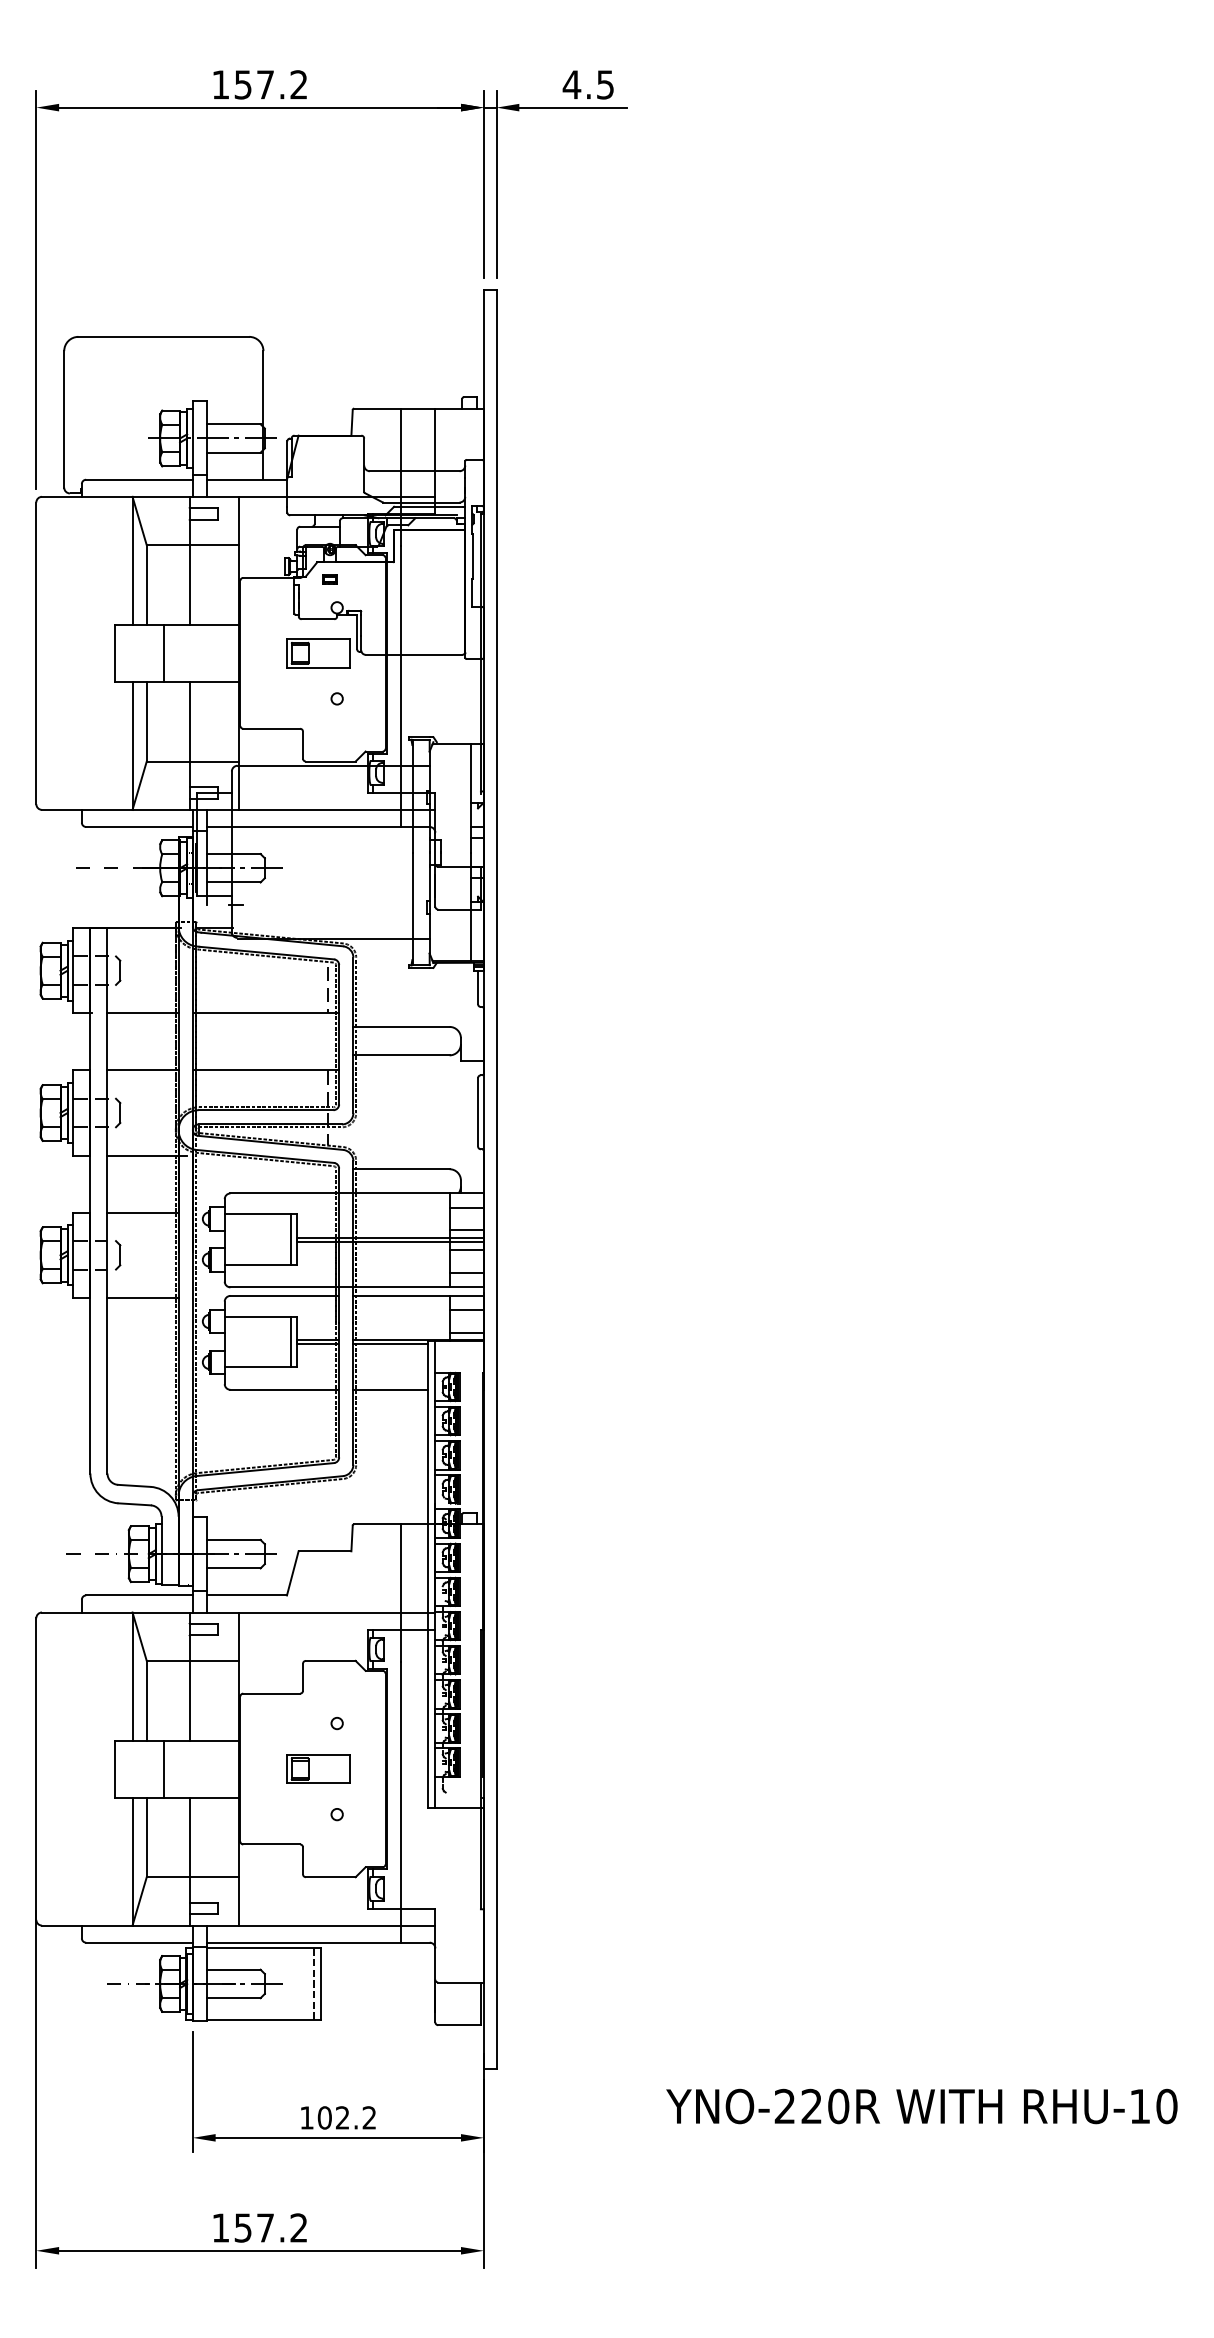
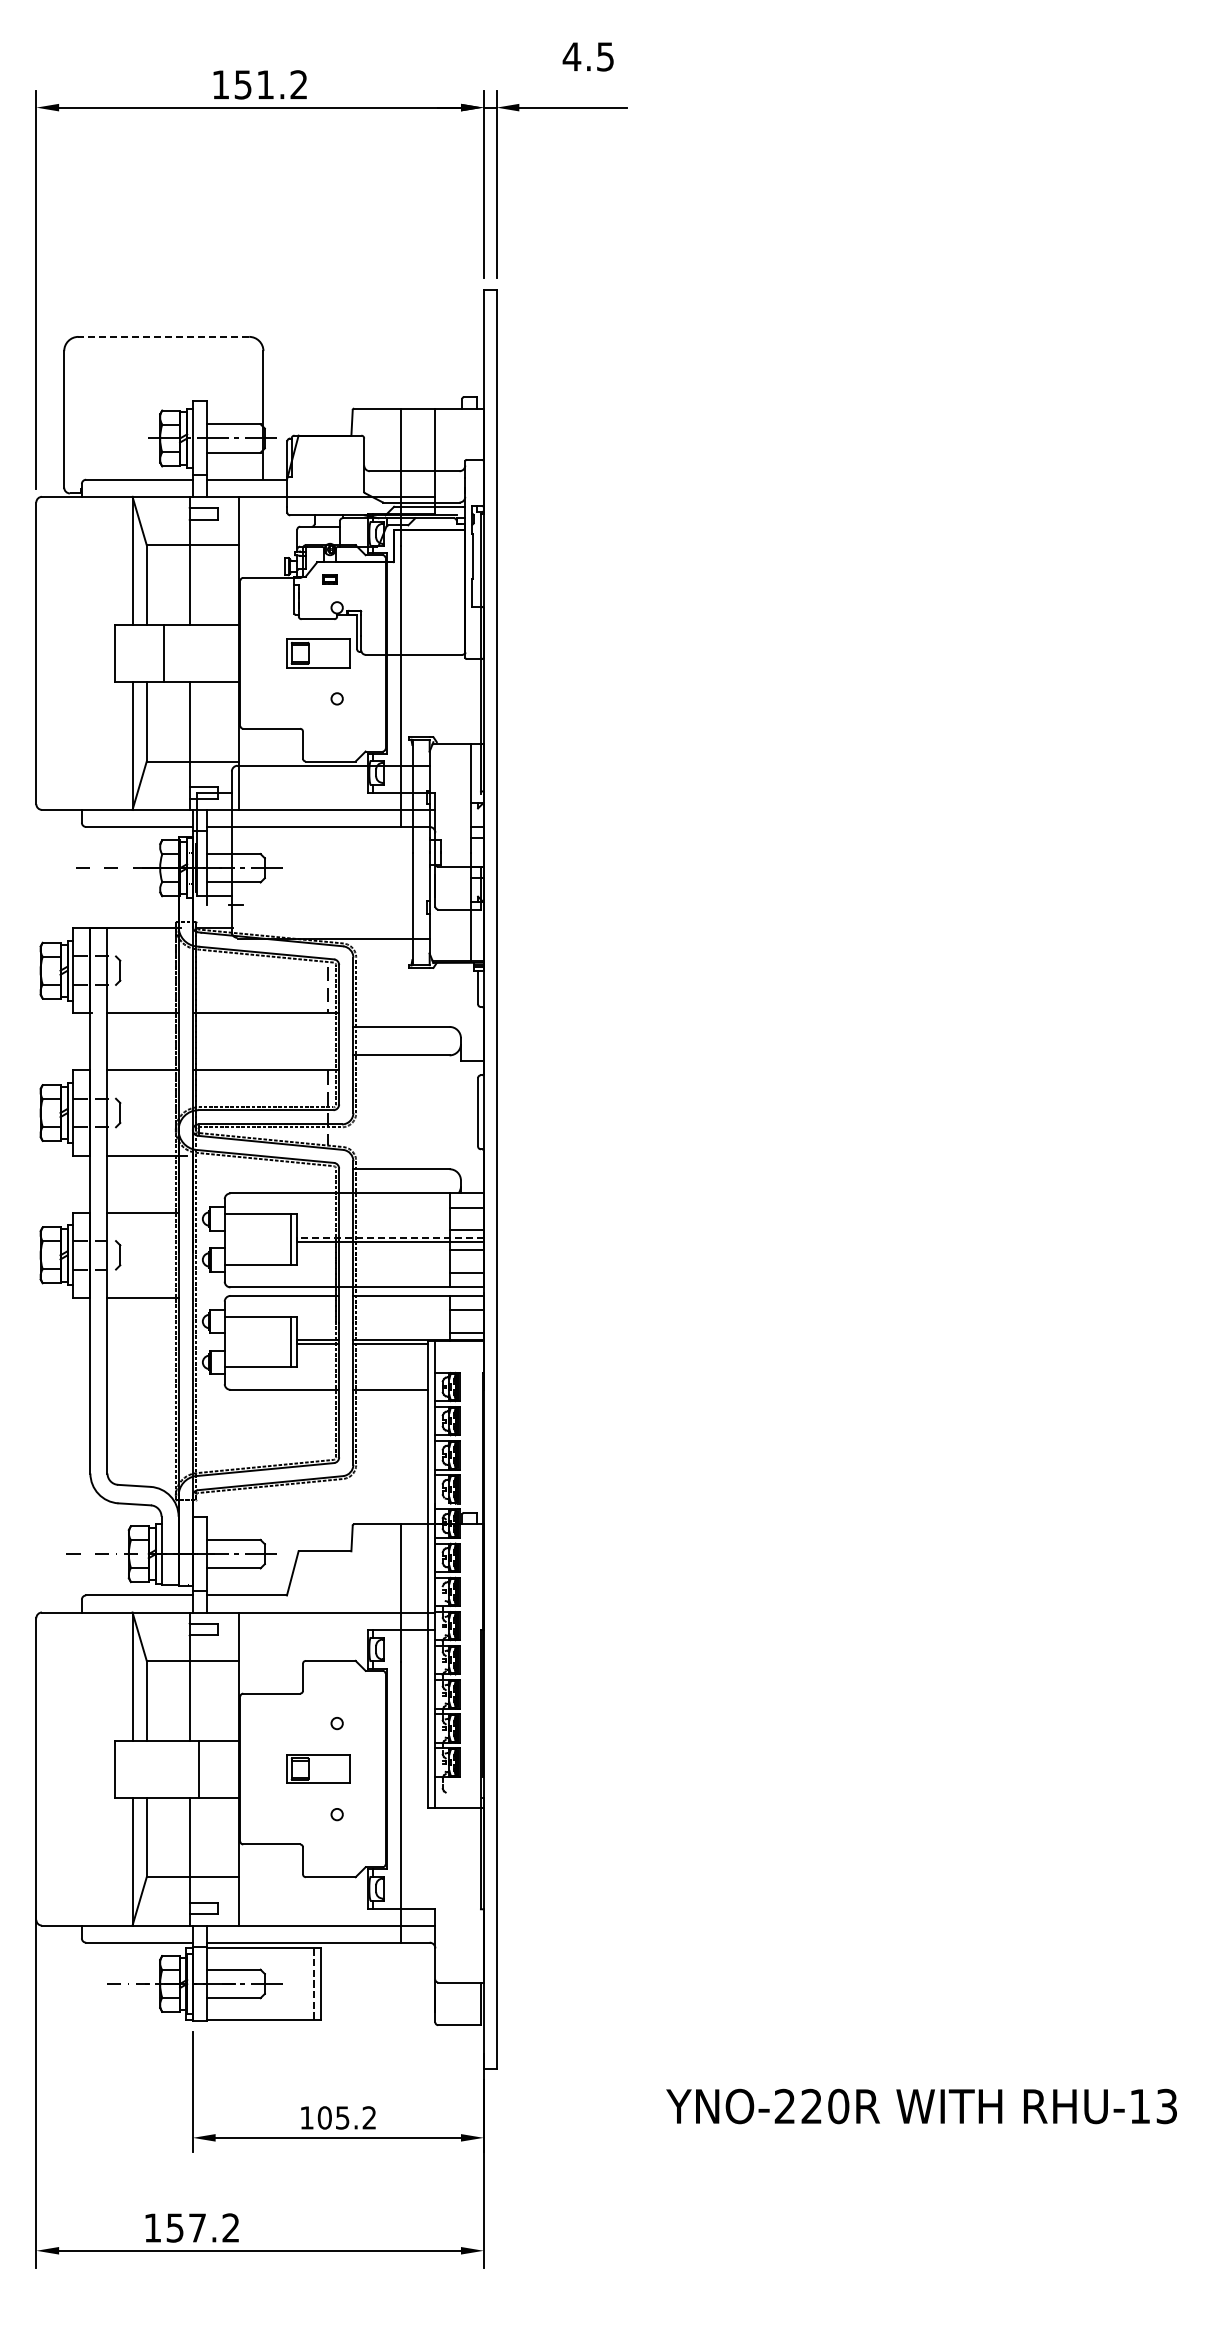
text: 157.2 -> 151.2 (265, 84)
text position: (587, 84) -> (587, 56) (587, 56)
line: solid -> dashed (163, 336)
line: solid -> dashed (389, 1237)
line position: (163, 1768) -> (198, 1768) (198, 1768)
text: RHU-10 -> RHU-13 (1166, 2106)
text: 102.2 -> 105.2 (342, 2117)
text position: (259, 2227) -> (191, 2227) (191, 2227)
